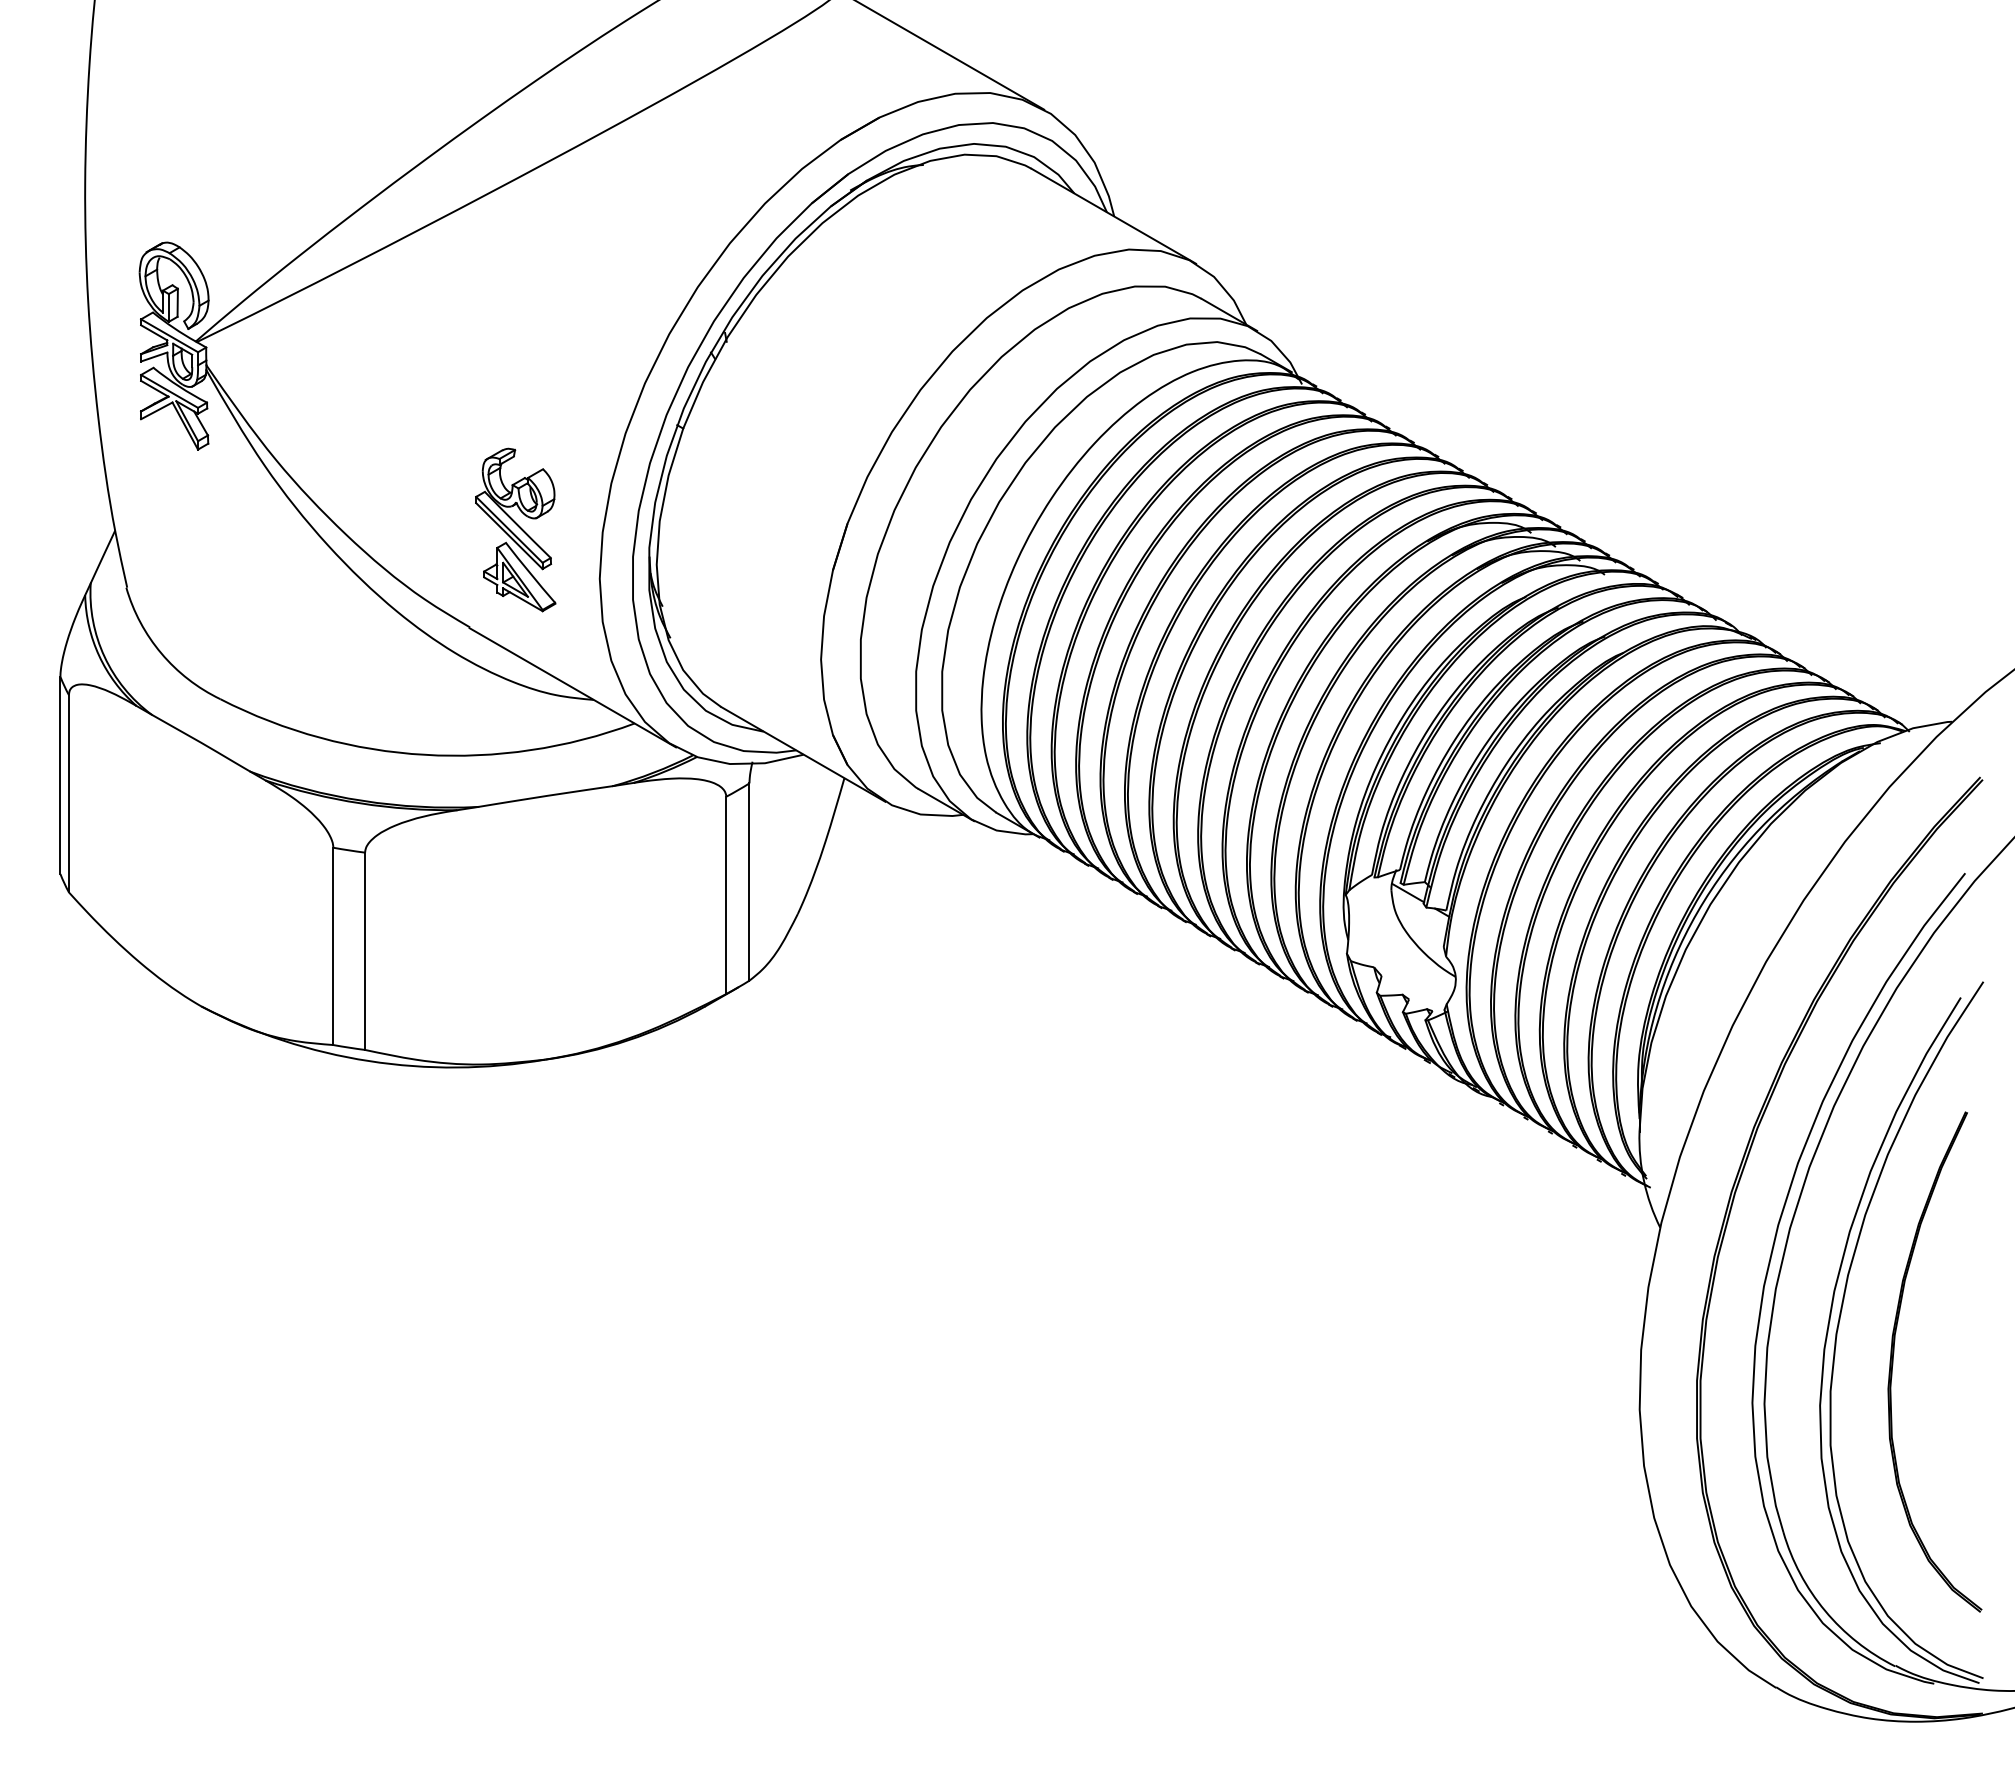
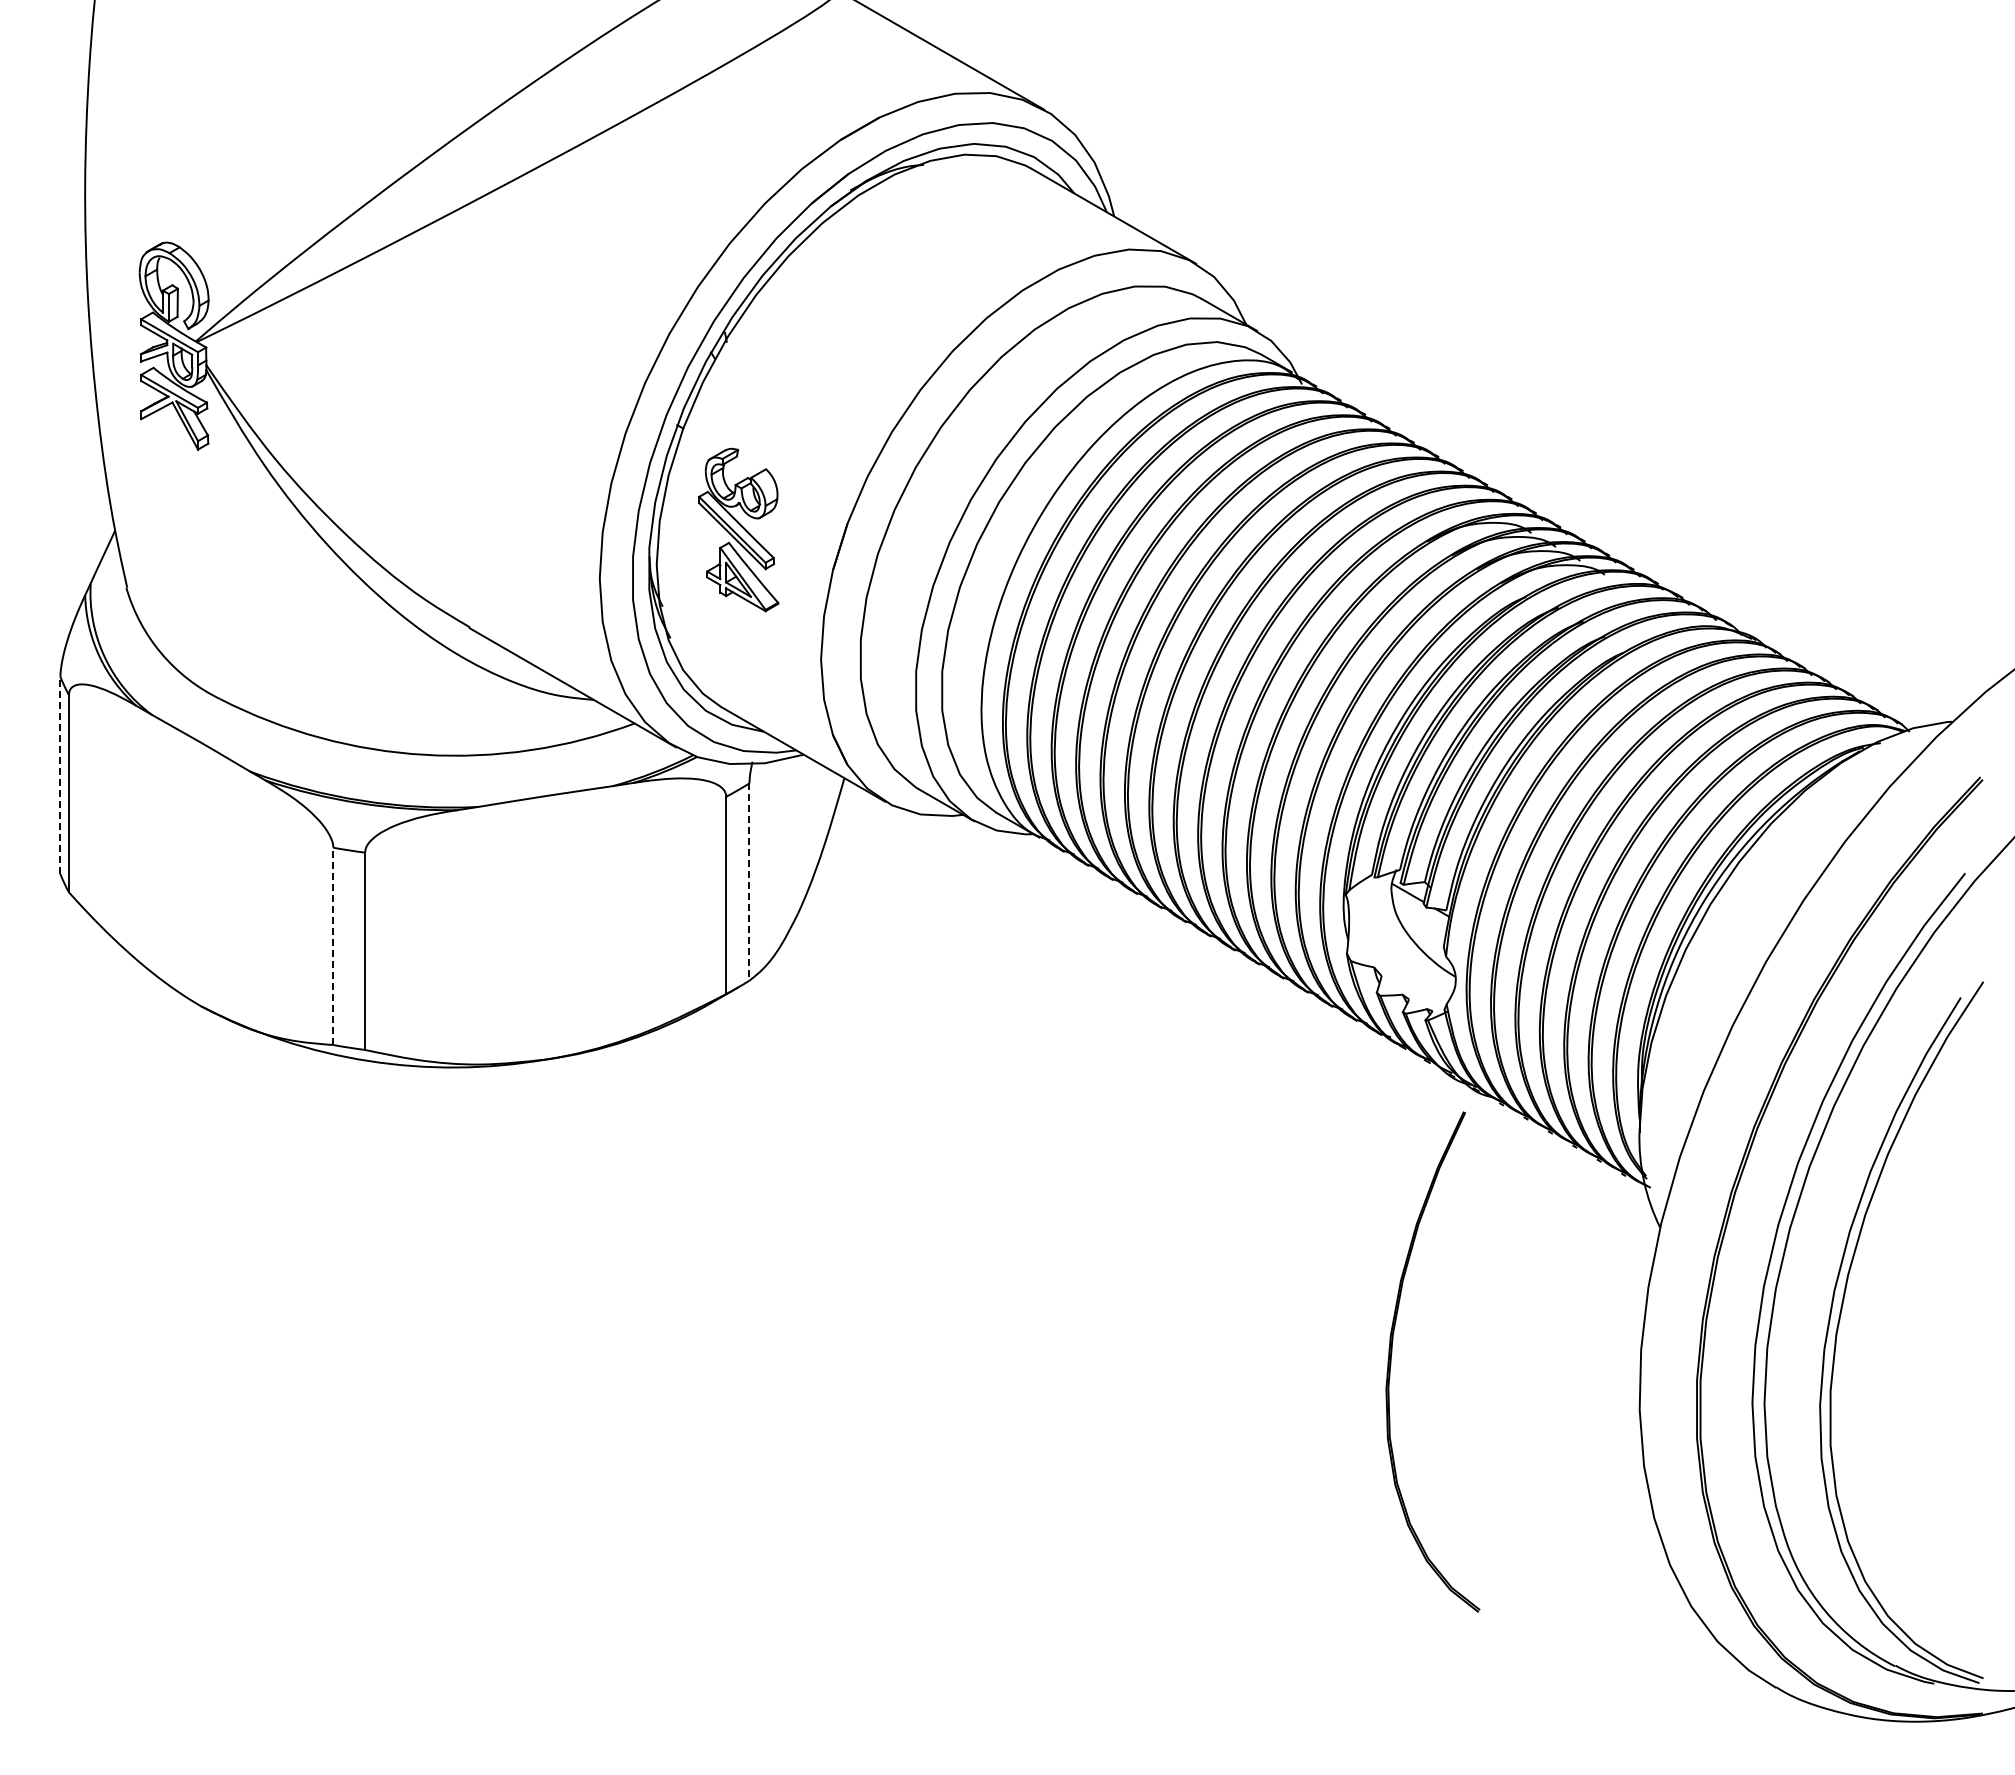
part position: (515, 529) -> (738, 529) (738, 529)
line: solid -> dashed (60, 775)
line: solid -> dashed (749, 882)
line: solid -> dashed (333, 946)
part position: (1894, 1353) -> (1392, 1353) (1392, 1353)
